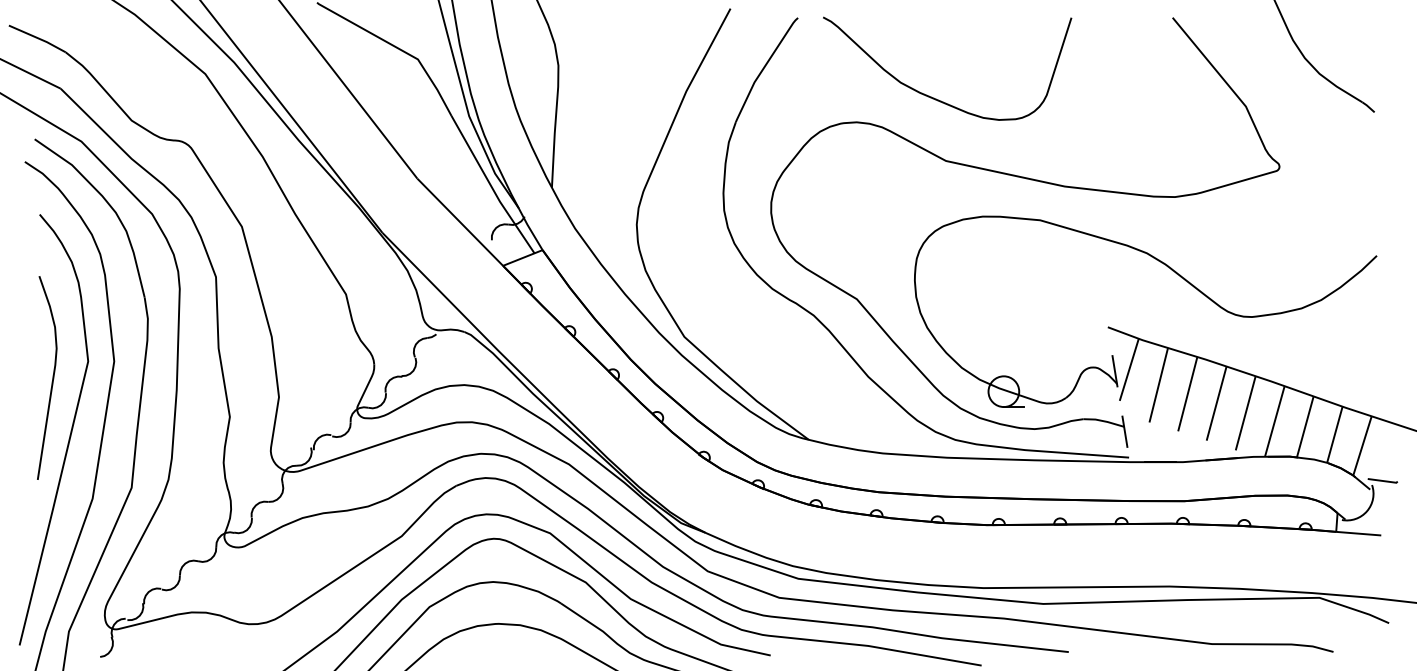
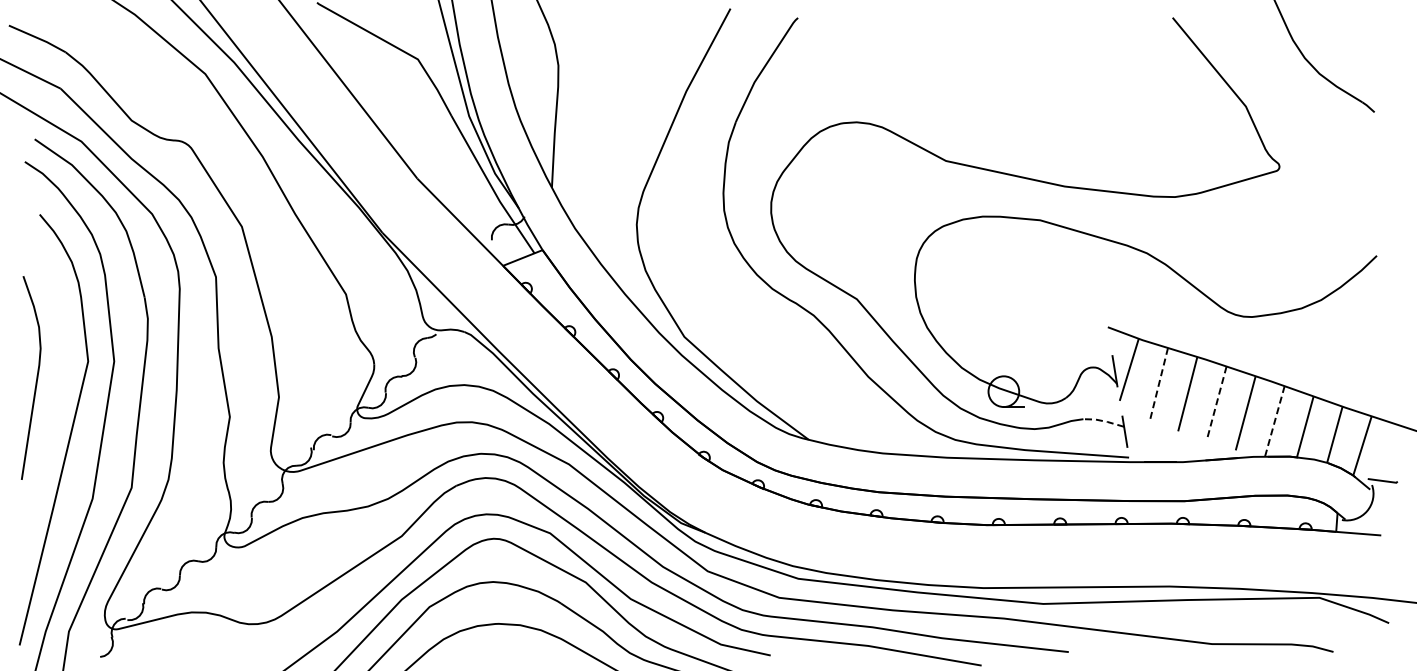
curve: present -> none (934, 97)
curve position: (52, 377) -> (36, 377) (36, 377)
line: solid -> dashed (1158, 385)
line: solid -> dashed (1216, 404)
line: solid -> dashed (1103, 421)
line: solid -> dashed (1274, 421)
